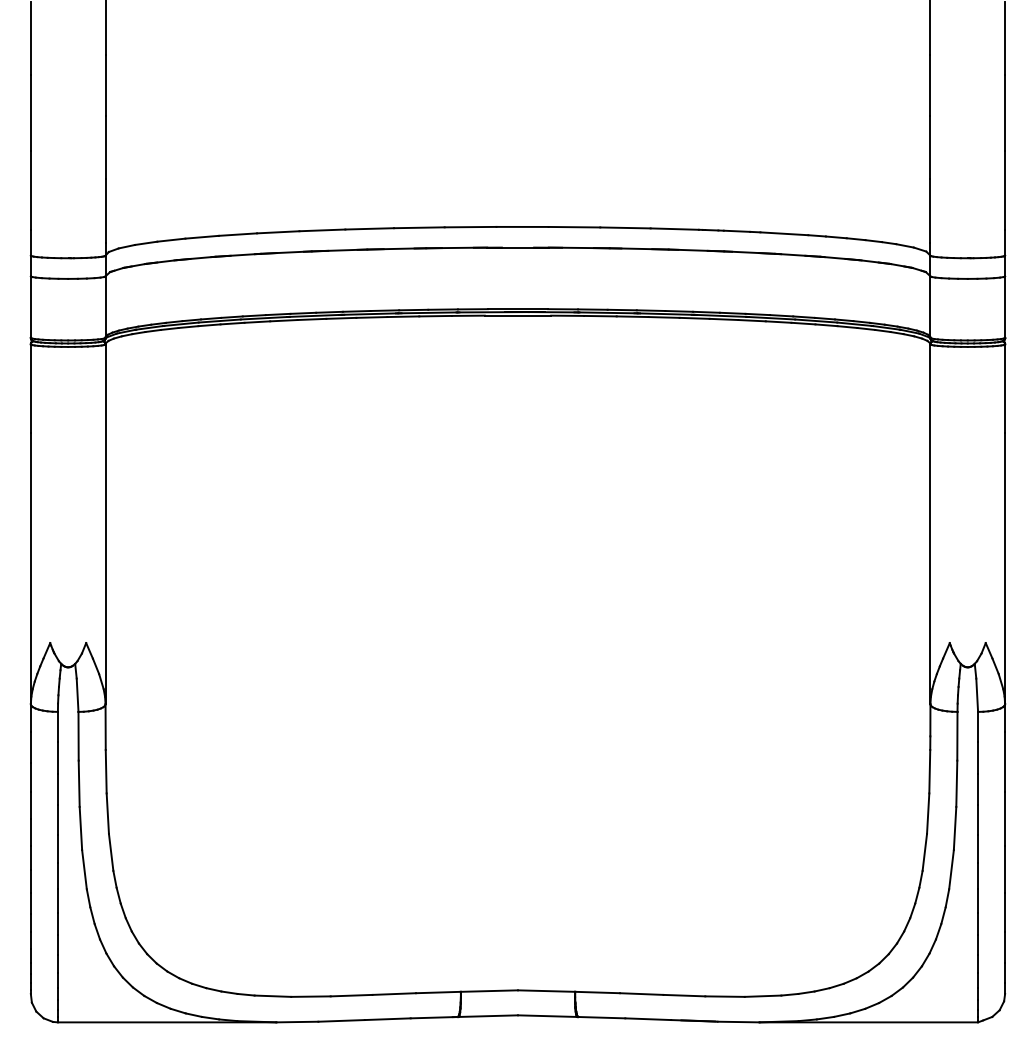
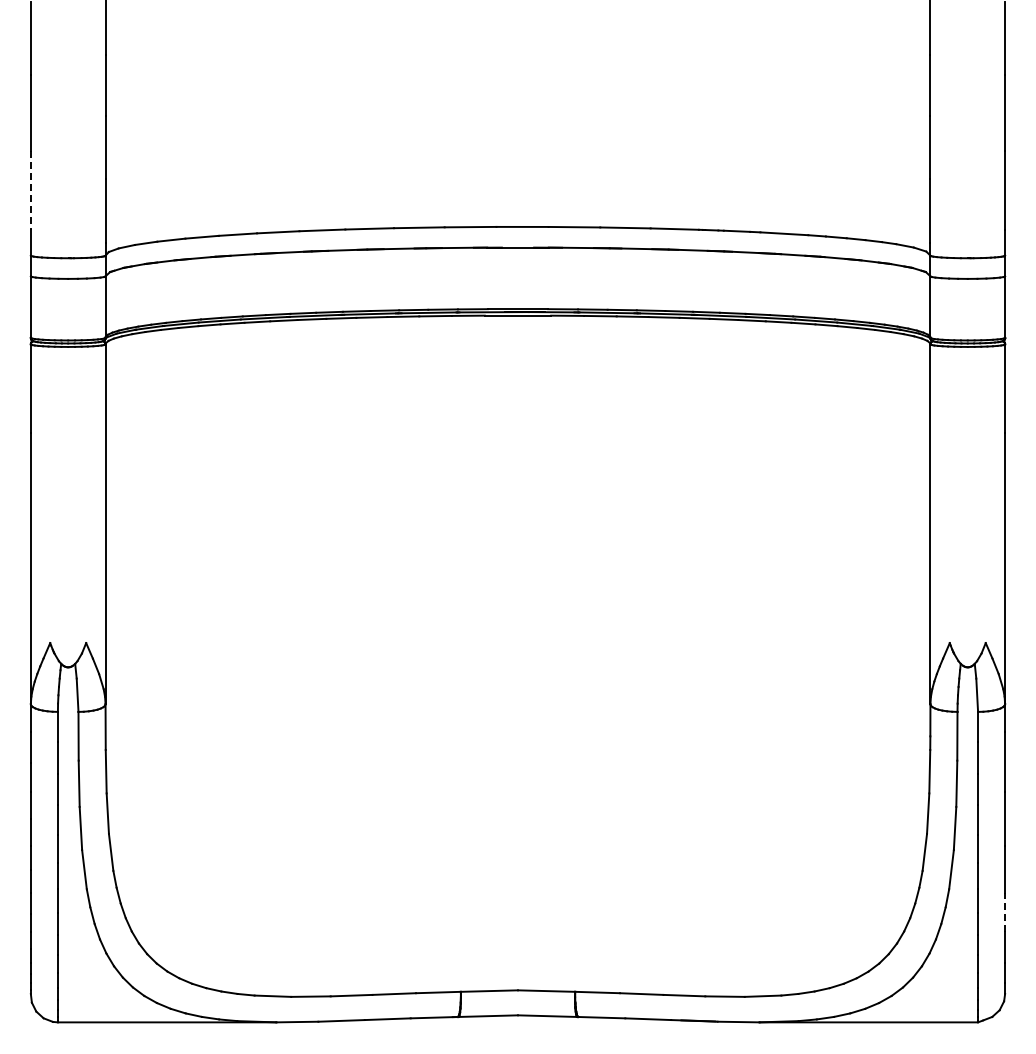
line: solid -> dashed (30, 191)
line: solid -> dashed (1005, 912)
